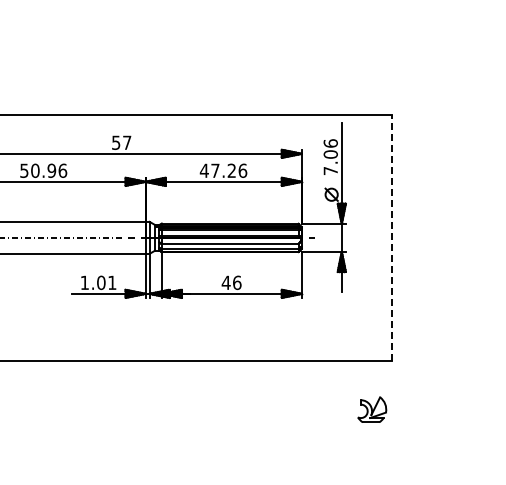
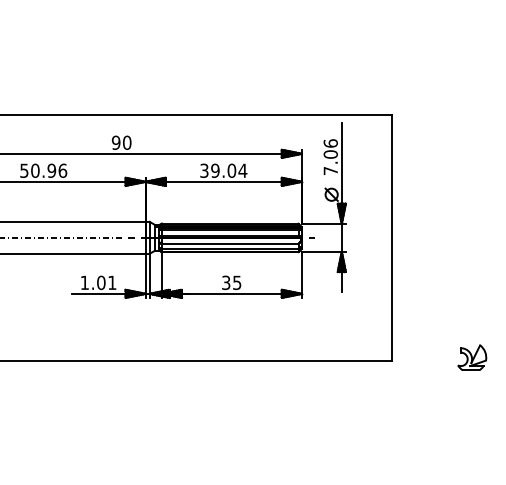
text: 57 -> 90 (121, 142)
text: 47.26 -> 39.04 (223, 170)
line: dashed -> solid (392, 237)
text: 46 -> 35 (231, 282)
part position: (372, 409) -> (472, 357) (472, 357)
